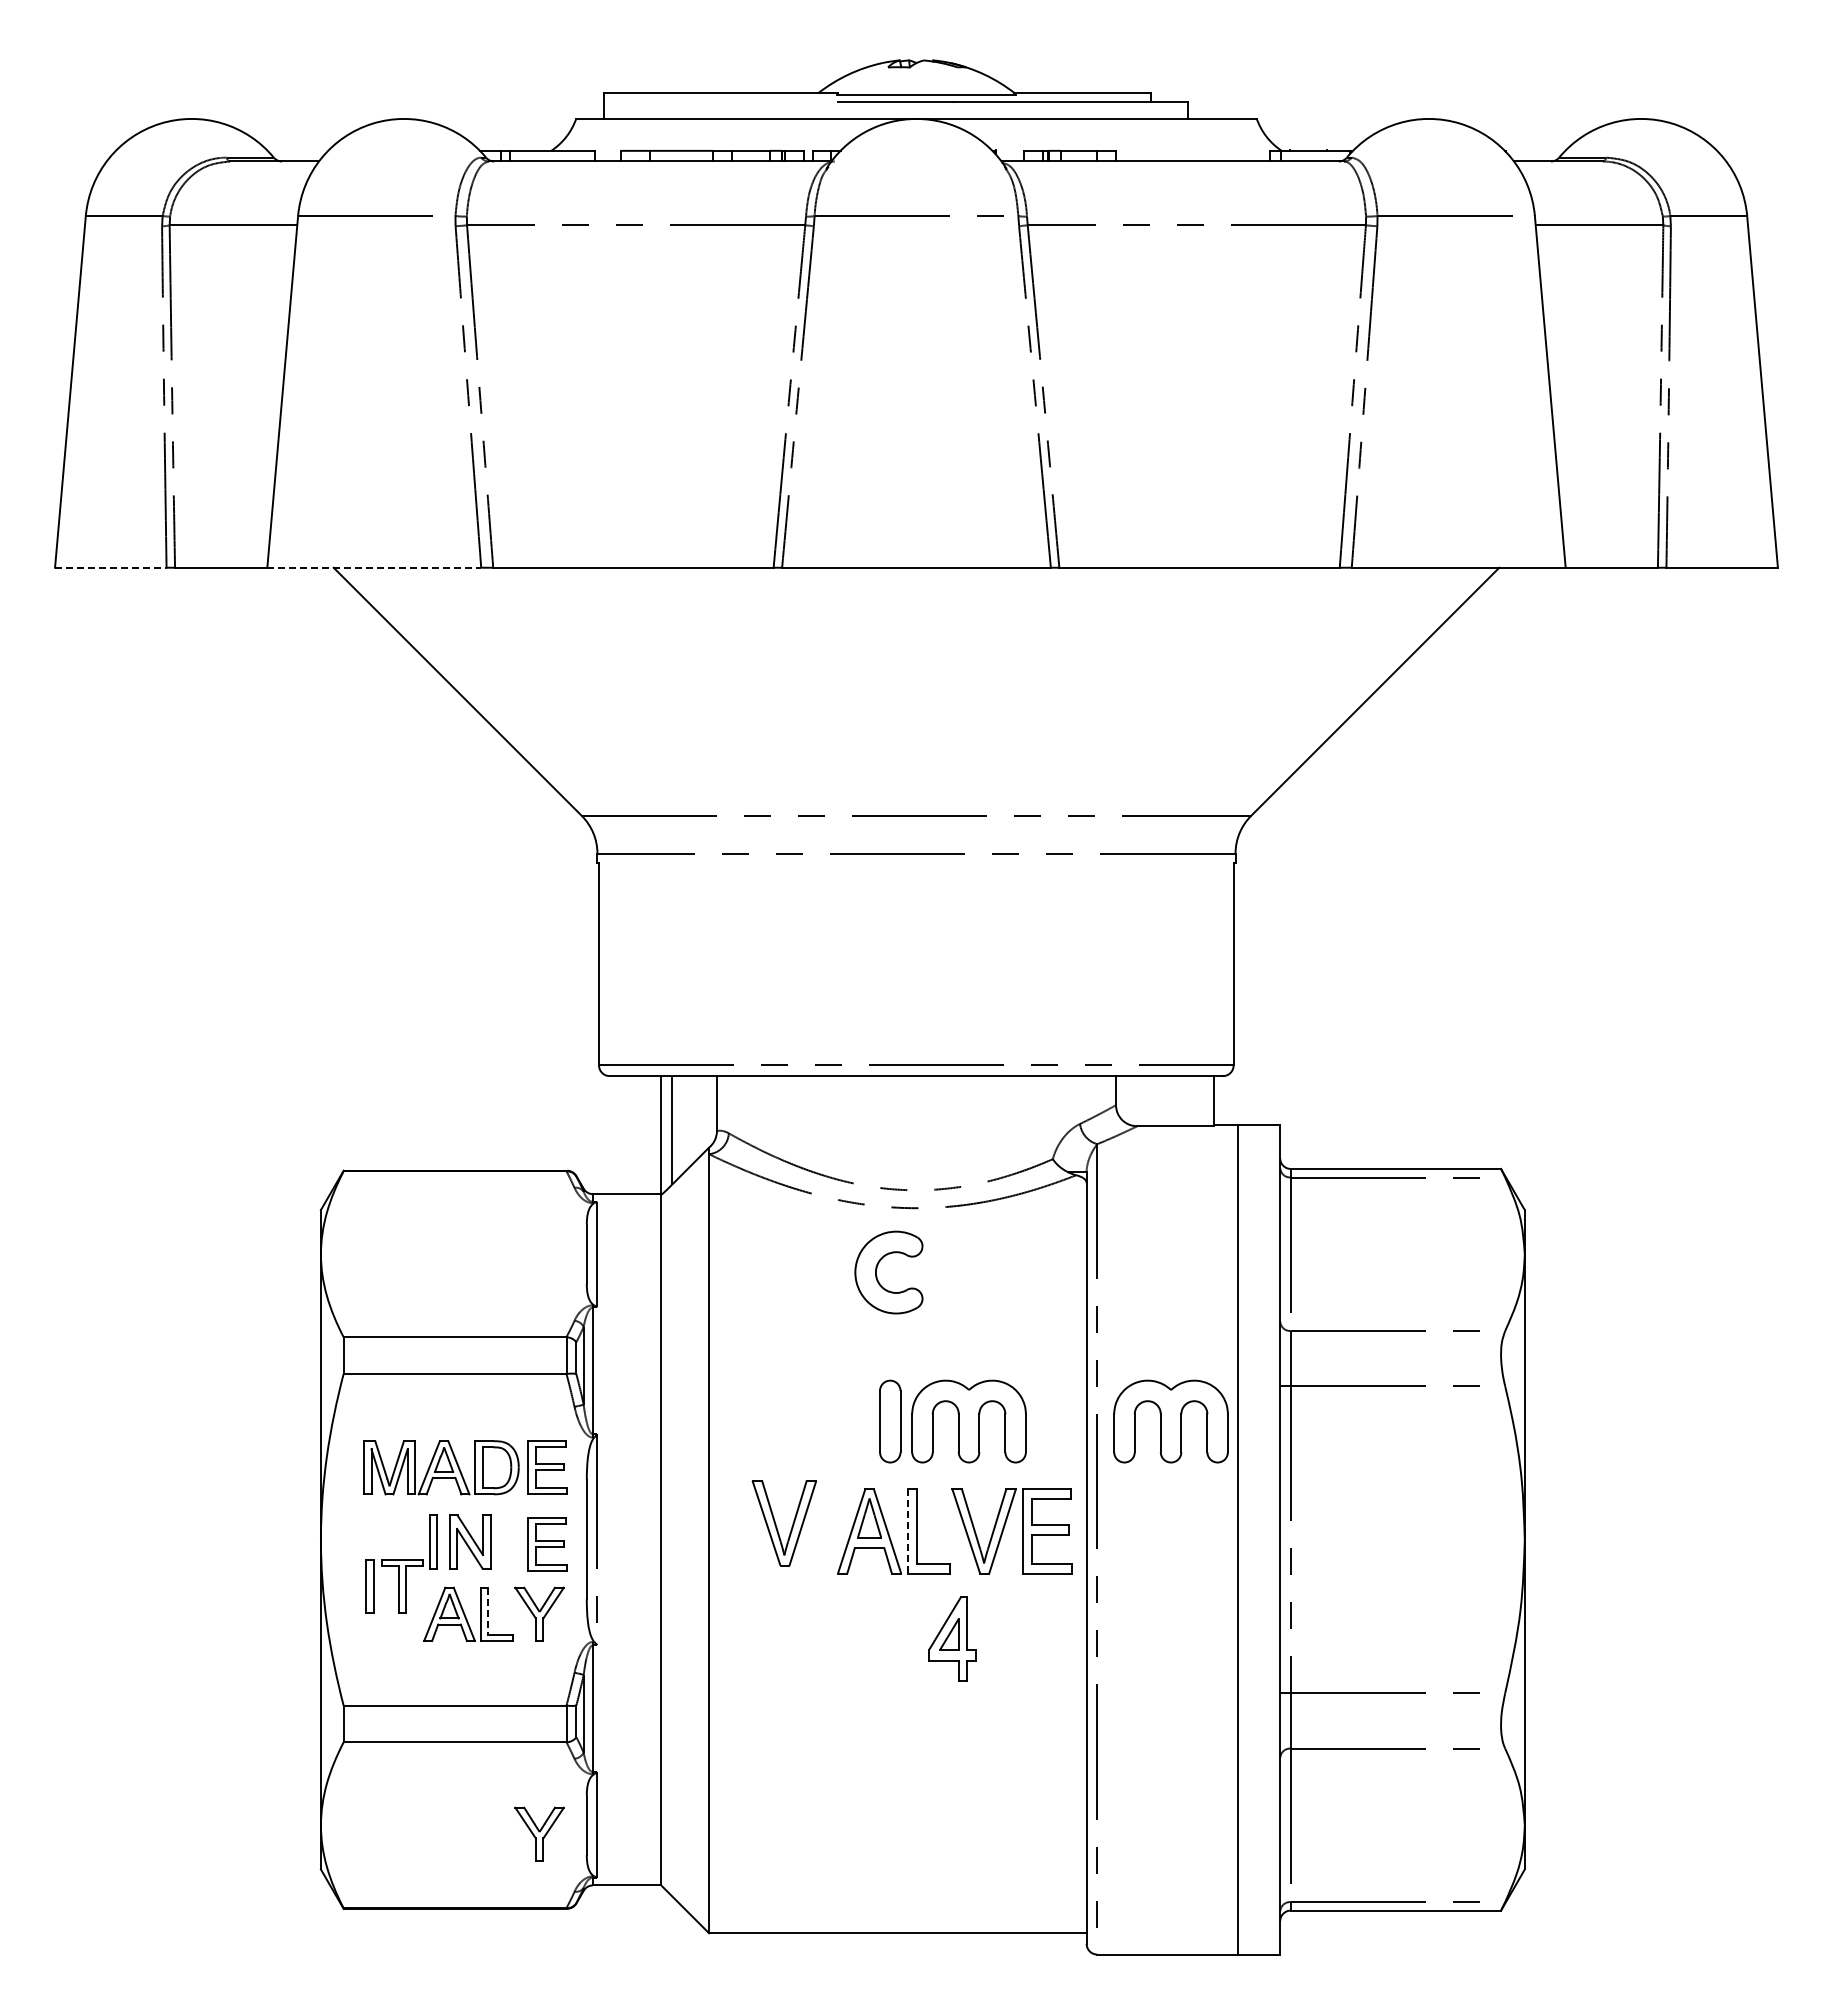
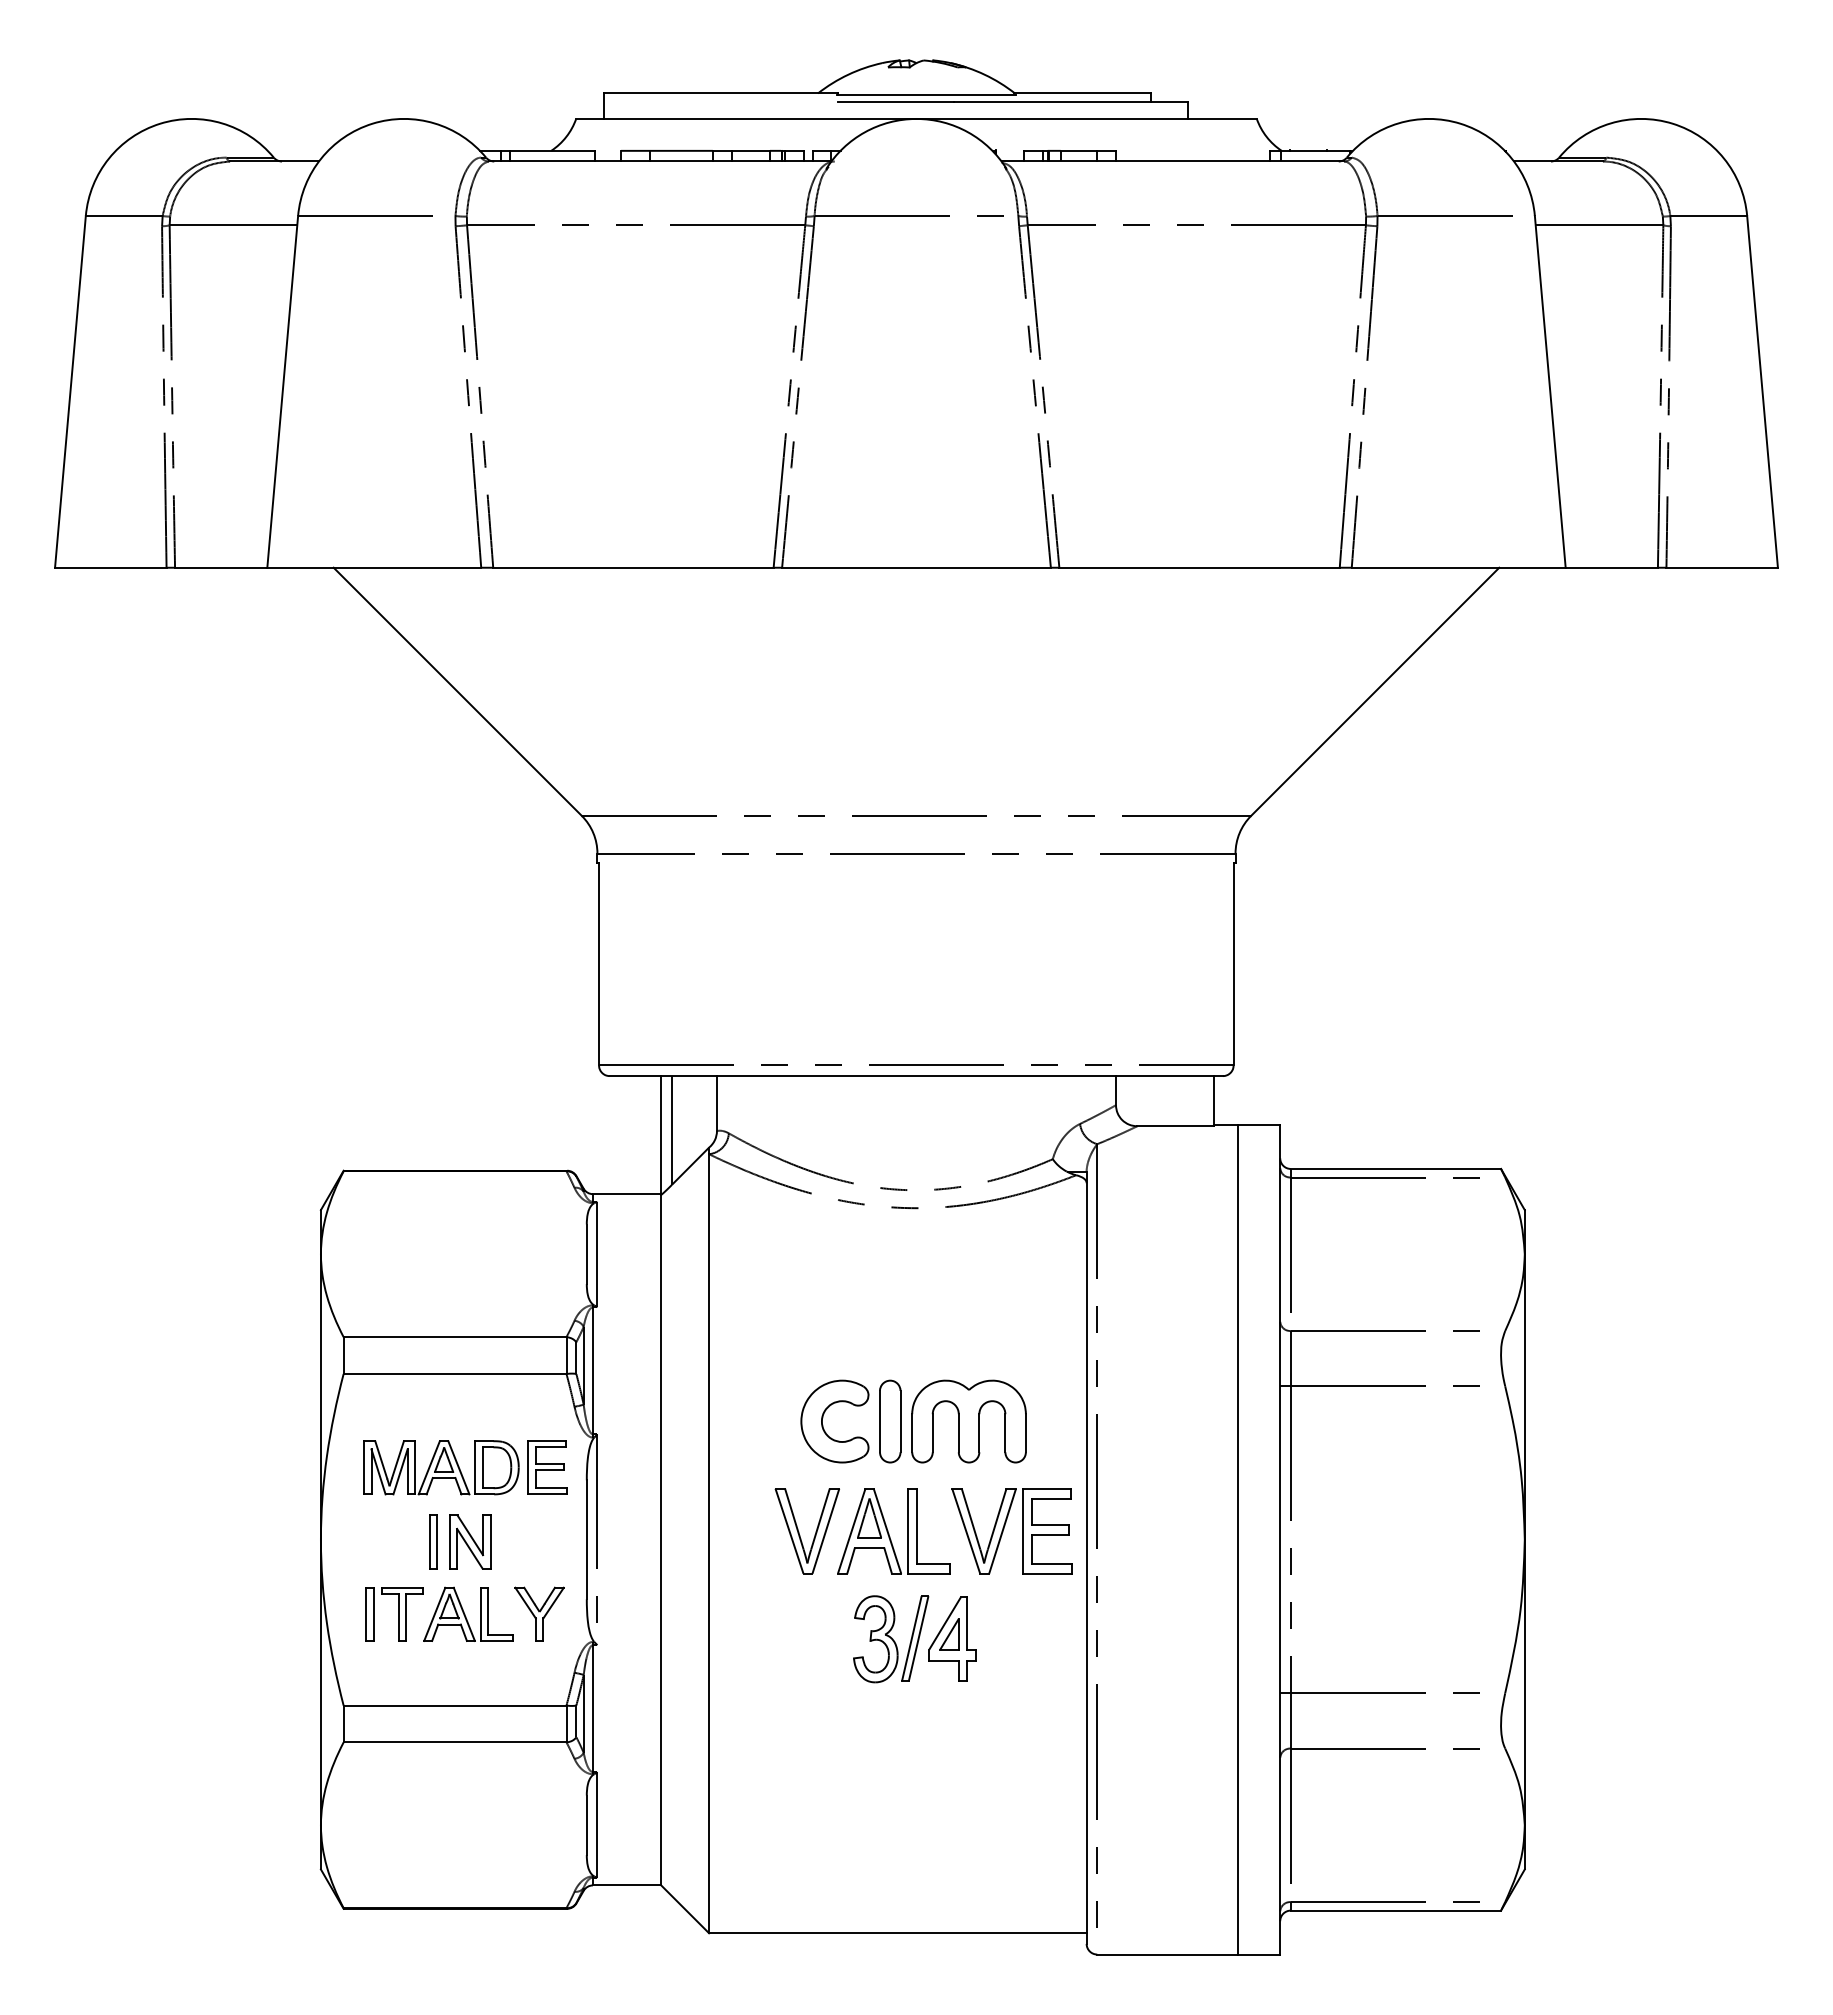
line: dashed -> solid (110, 567)
line: dashed -> solid (374, 567)
part position: (877, 1268) -> (823, 1417) (823, 1417)
part: present -> none (1170, 1421)
part position: (776, 1523) -> (799, 1531) (799, 1531)
line: dashed -> solid (908, 1531)
part: present -> none (547, 1544)
part position: (394, 1586) -> (394, 1614) (394, 1614)
line: dashed -> solid (488, 1611)
part: none -> present (891, 1639)
part: present -> none (539, 1833)
